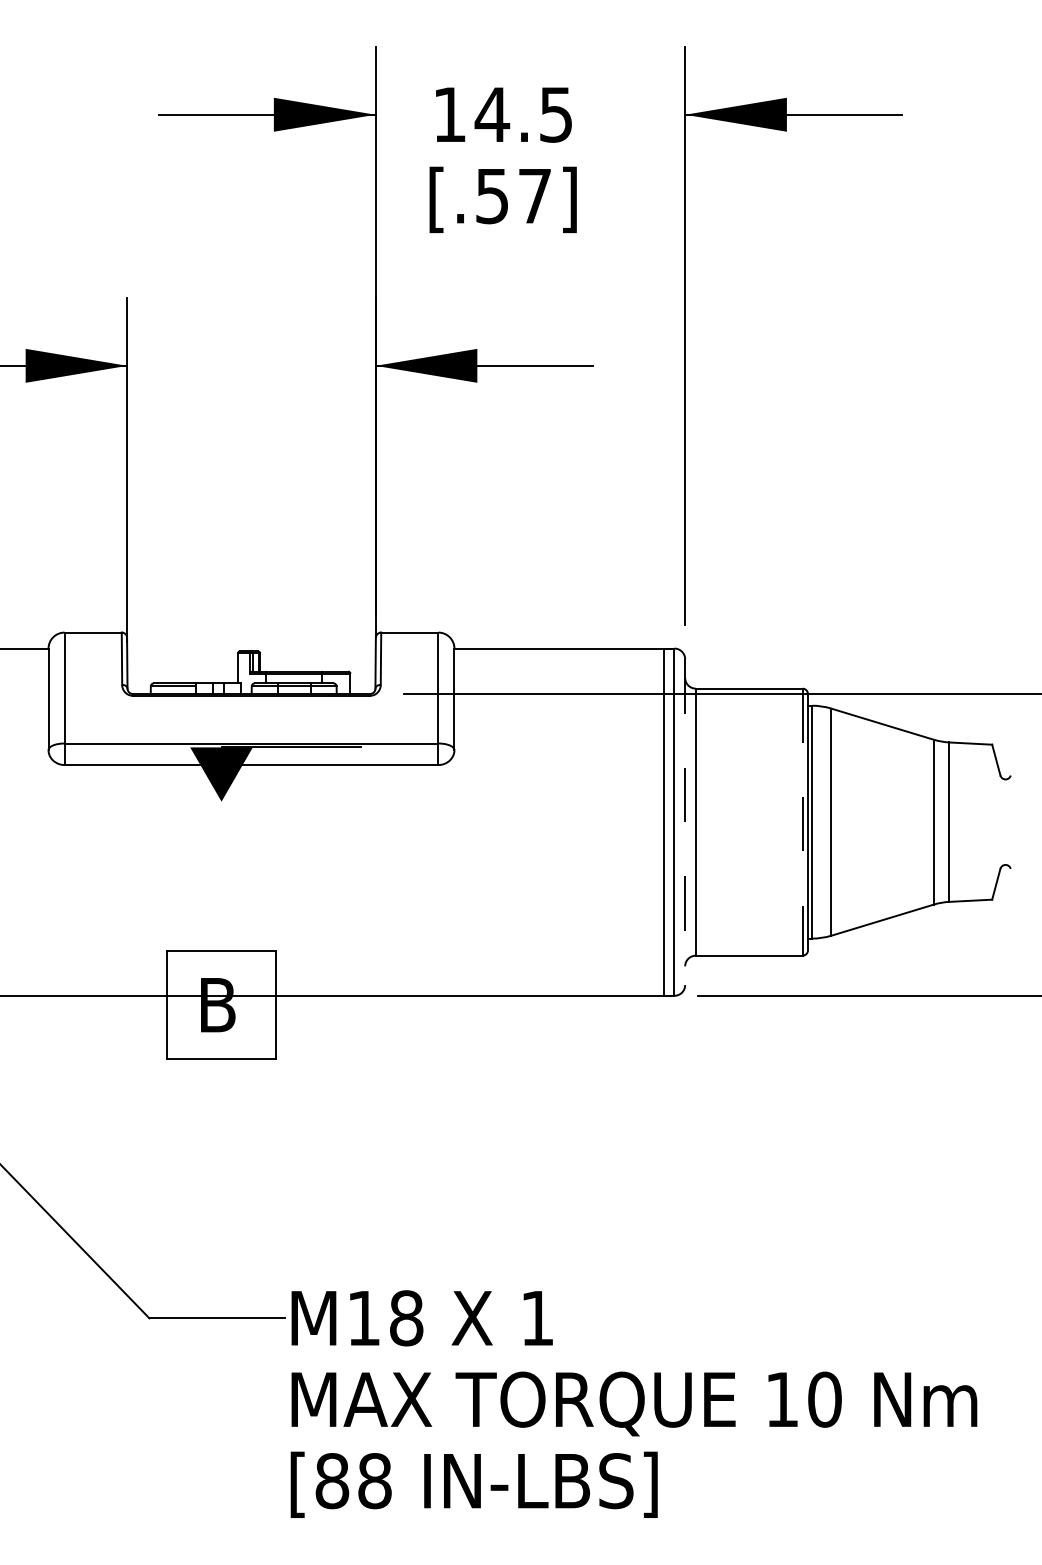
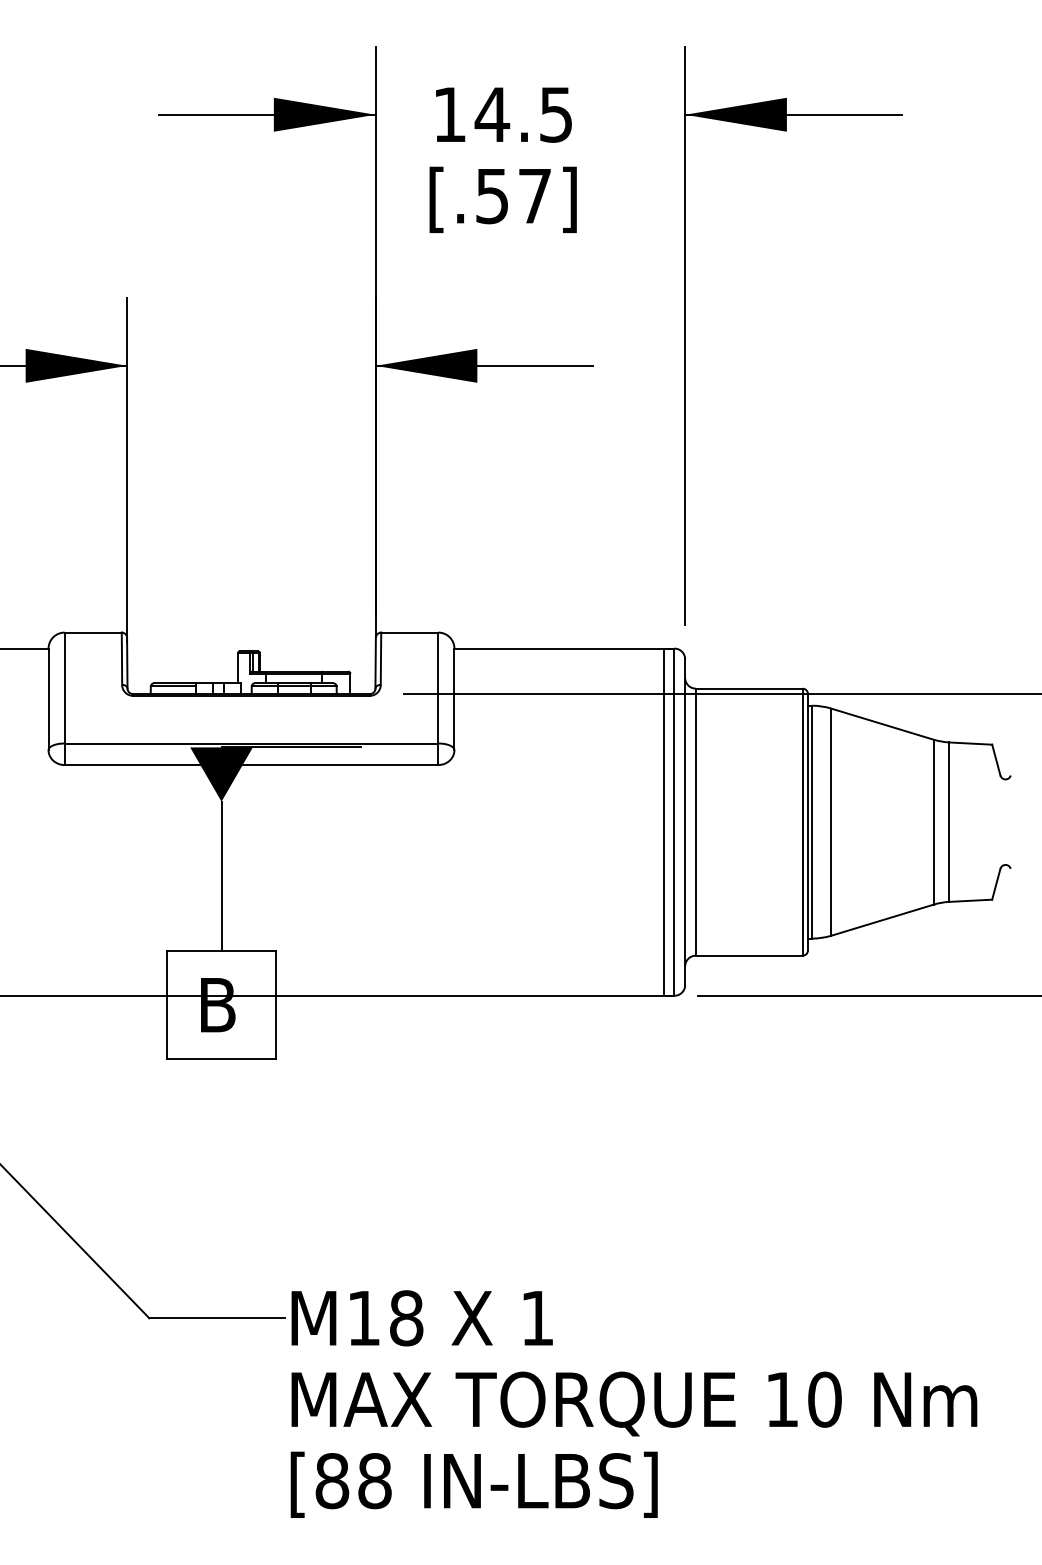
line: dashed -> solid (685, 822)
line: dashed -> solid (802, 822)
line: none -> present (221, 875)
